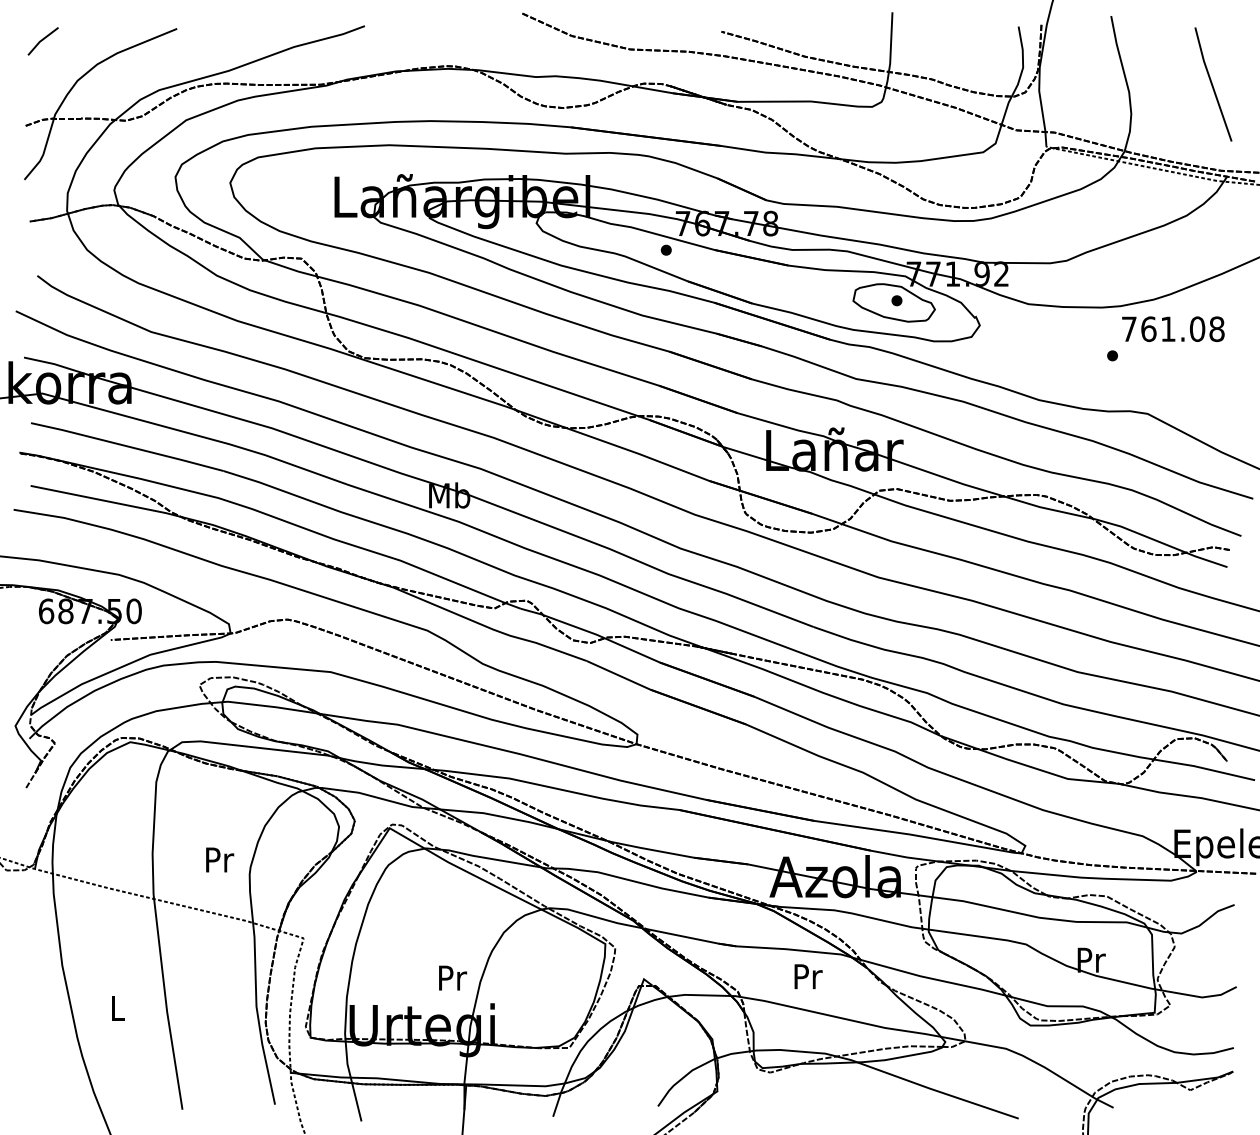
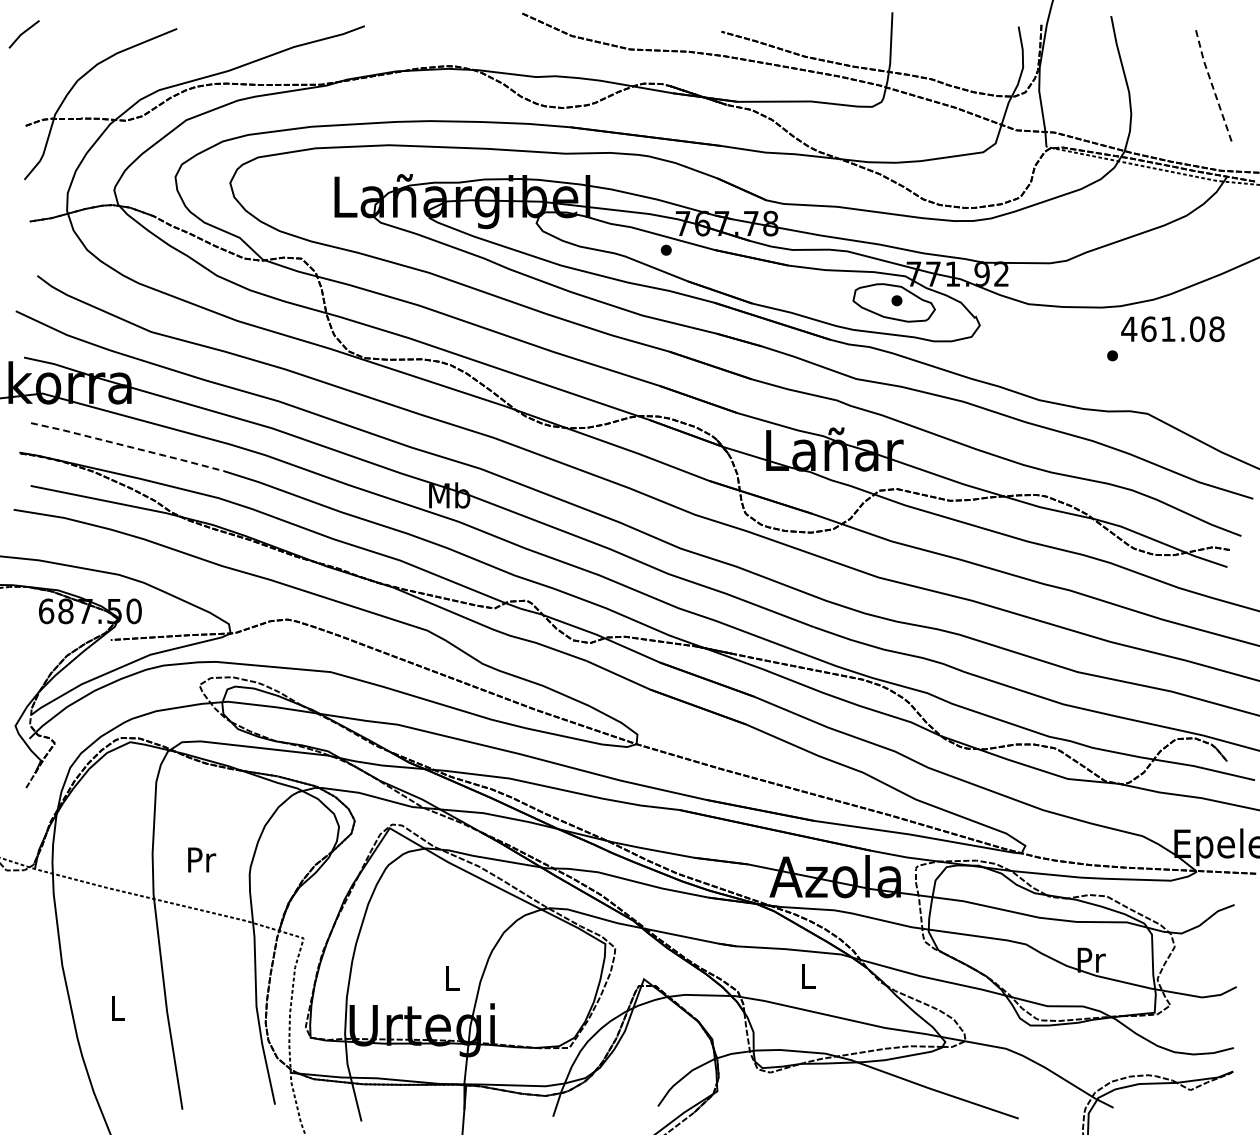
line position: (42, 40) -> (23, 33) (23, 33)
line: solid -> dashed (1211, 84)
text: 761.08 -> 461.08 (1129, 328)
line: solid -> dashed (127, 446)
text position: (220, 859) -> (202, 859) (202, 859)
text: Pr -> L (808, 976)
text: Pr -> L (453, 977)
